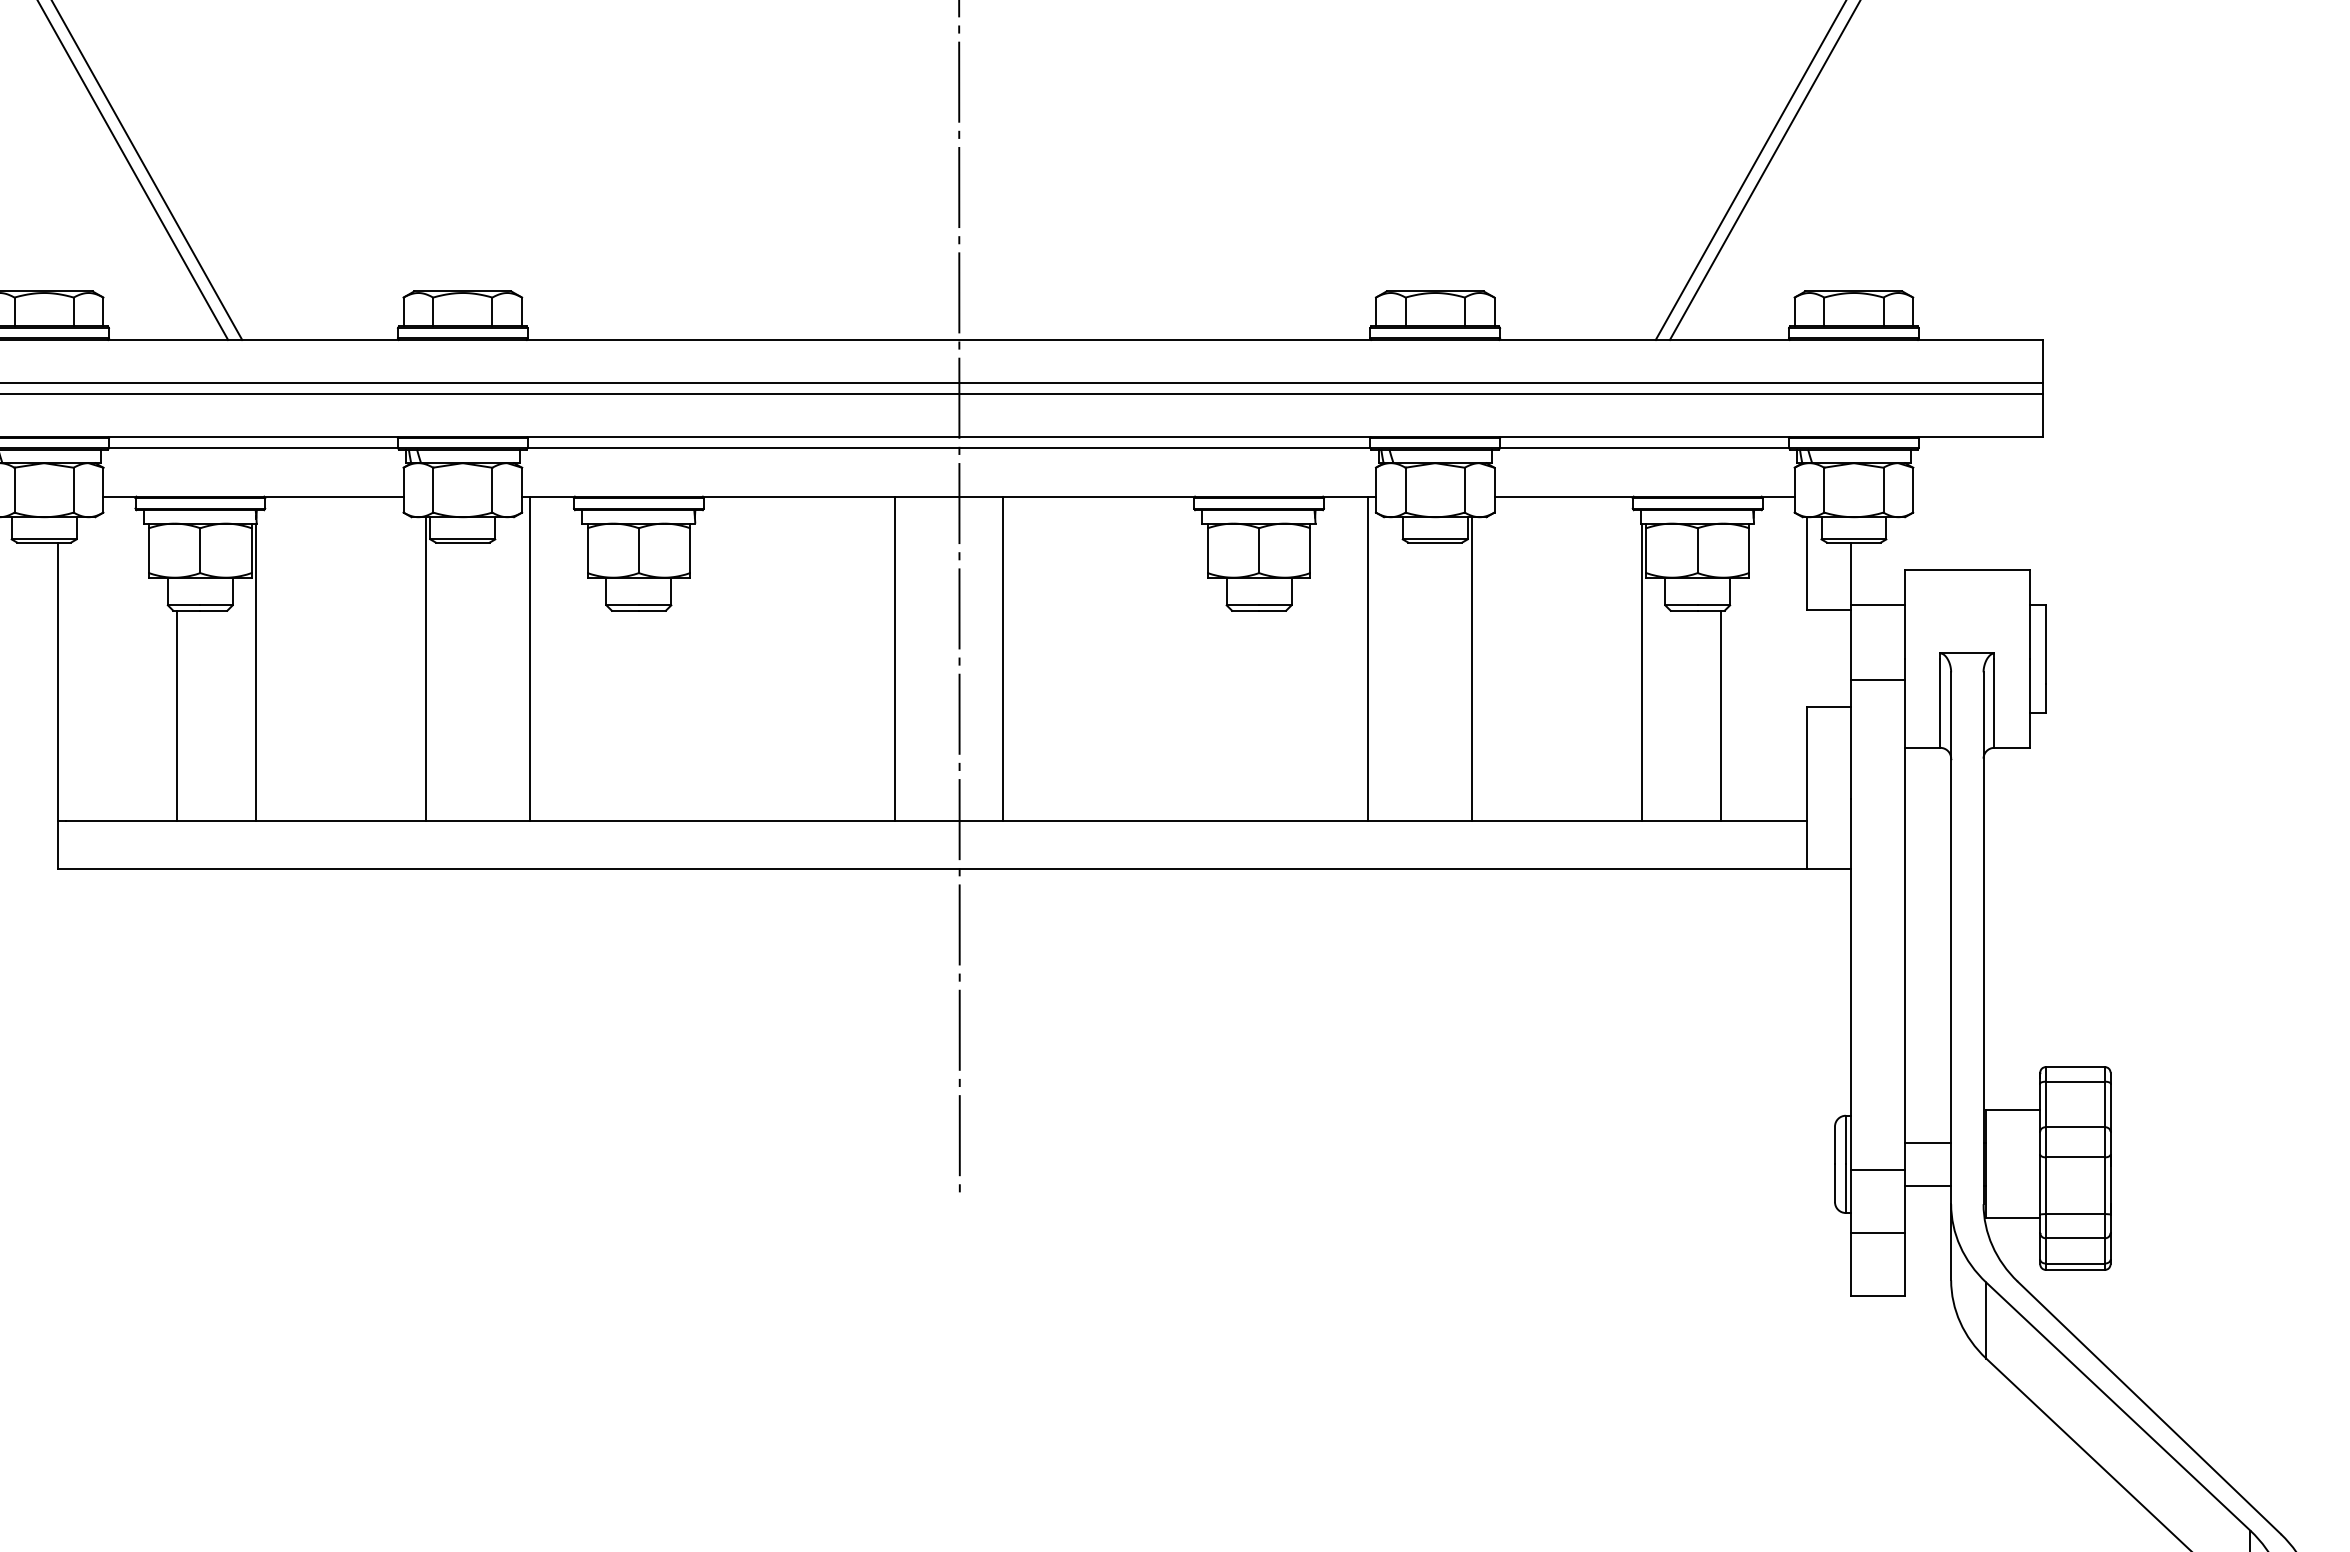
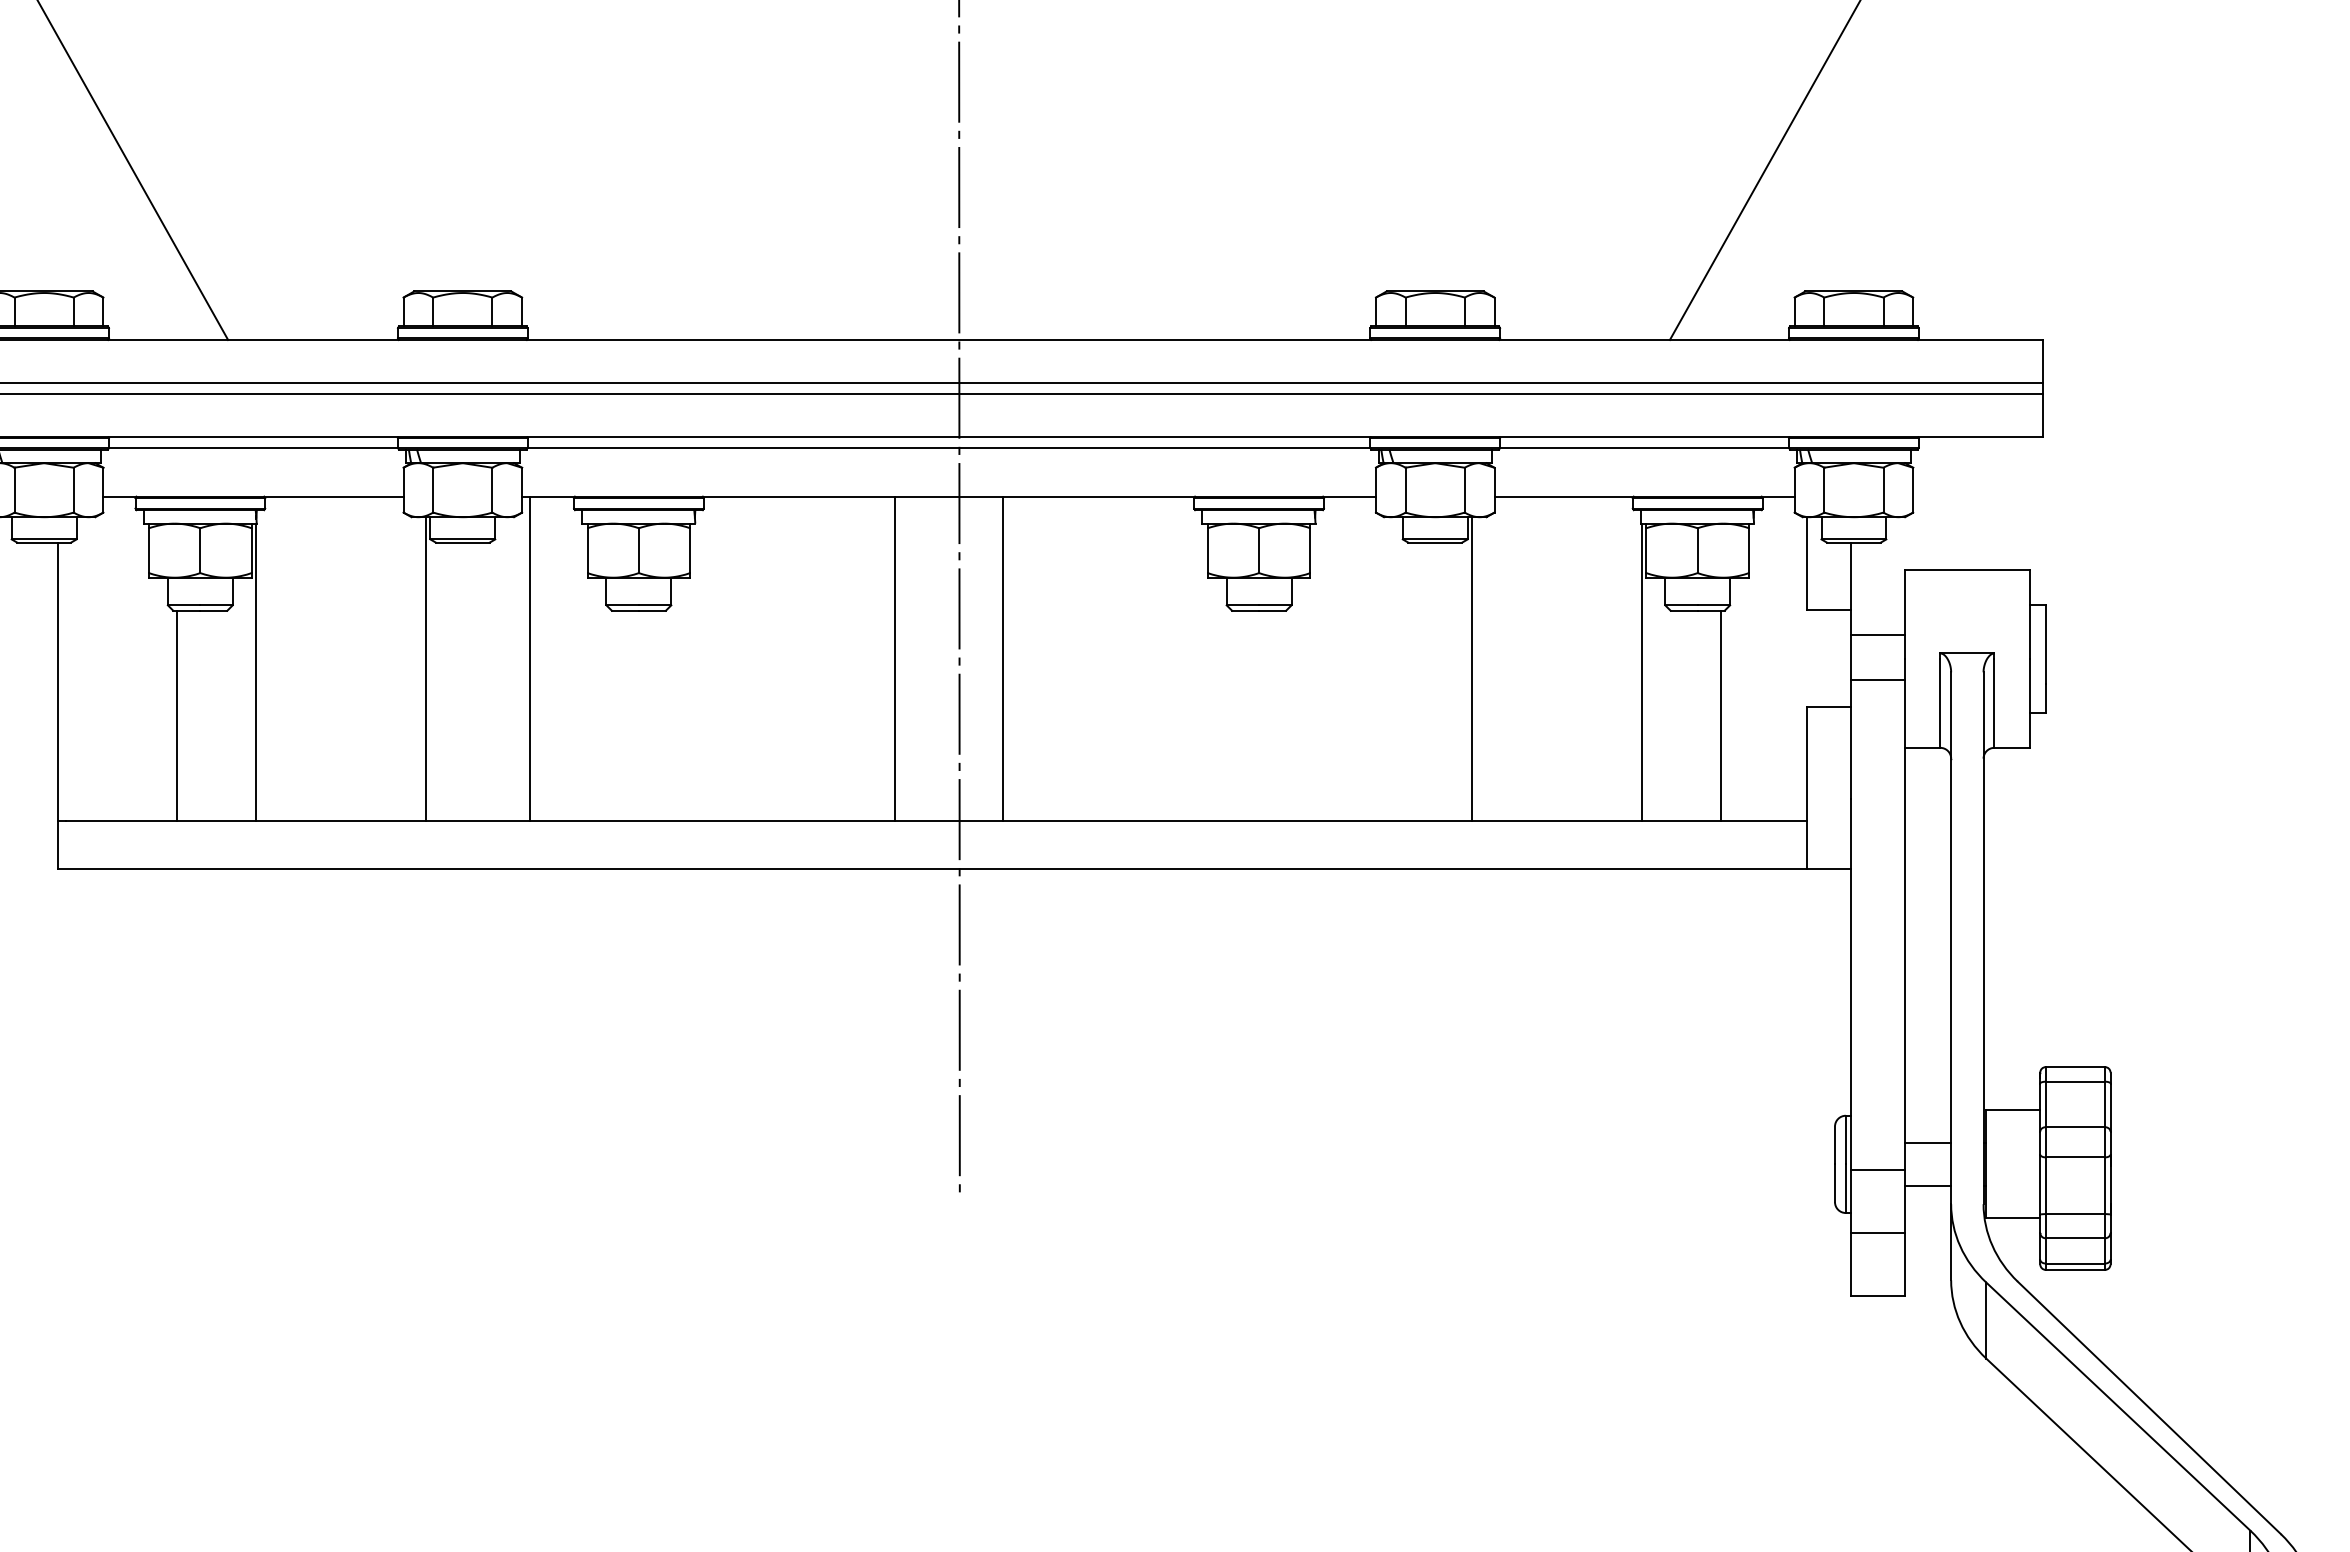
line: present -> none (147, 171)
line: present -> none (1750, 171)
line position: (1878, 604) -> (1878, 634) (1878, 634)
line: present -> none (1368, 658)
